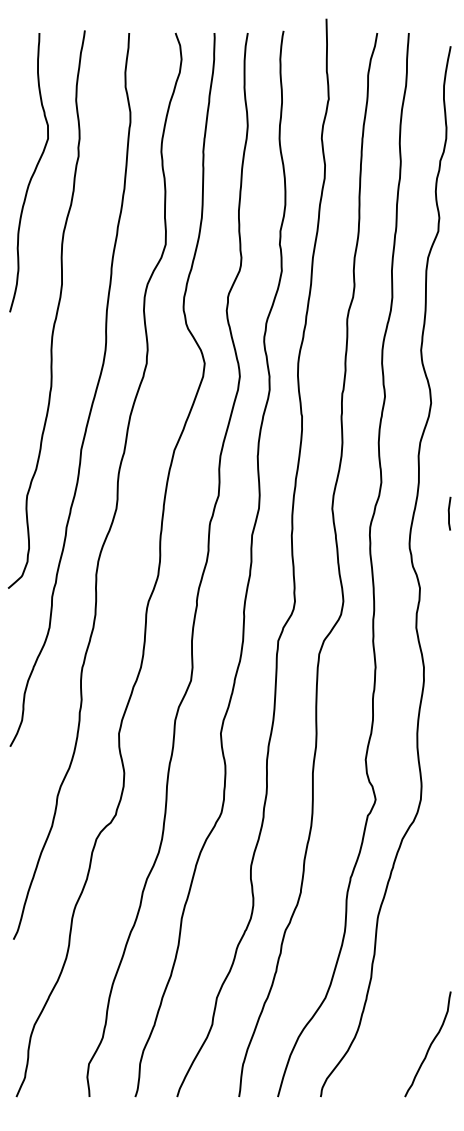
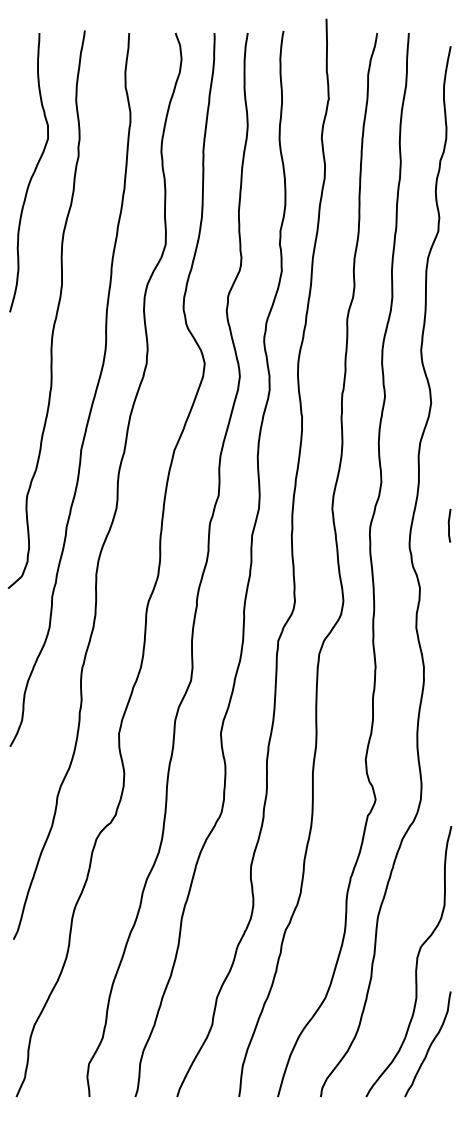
line position: (449, 513) -> (449, 525) (449, 525)
curve: none -> present (415, 964)
